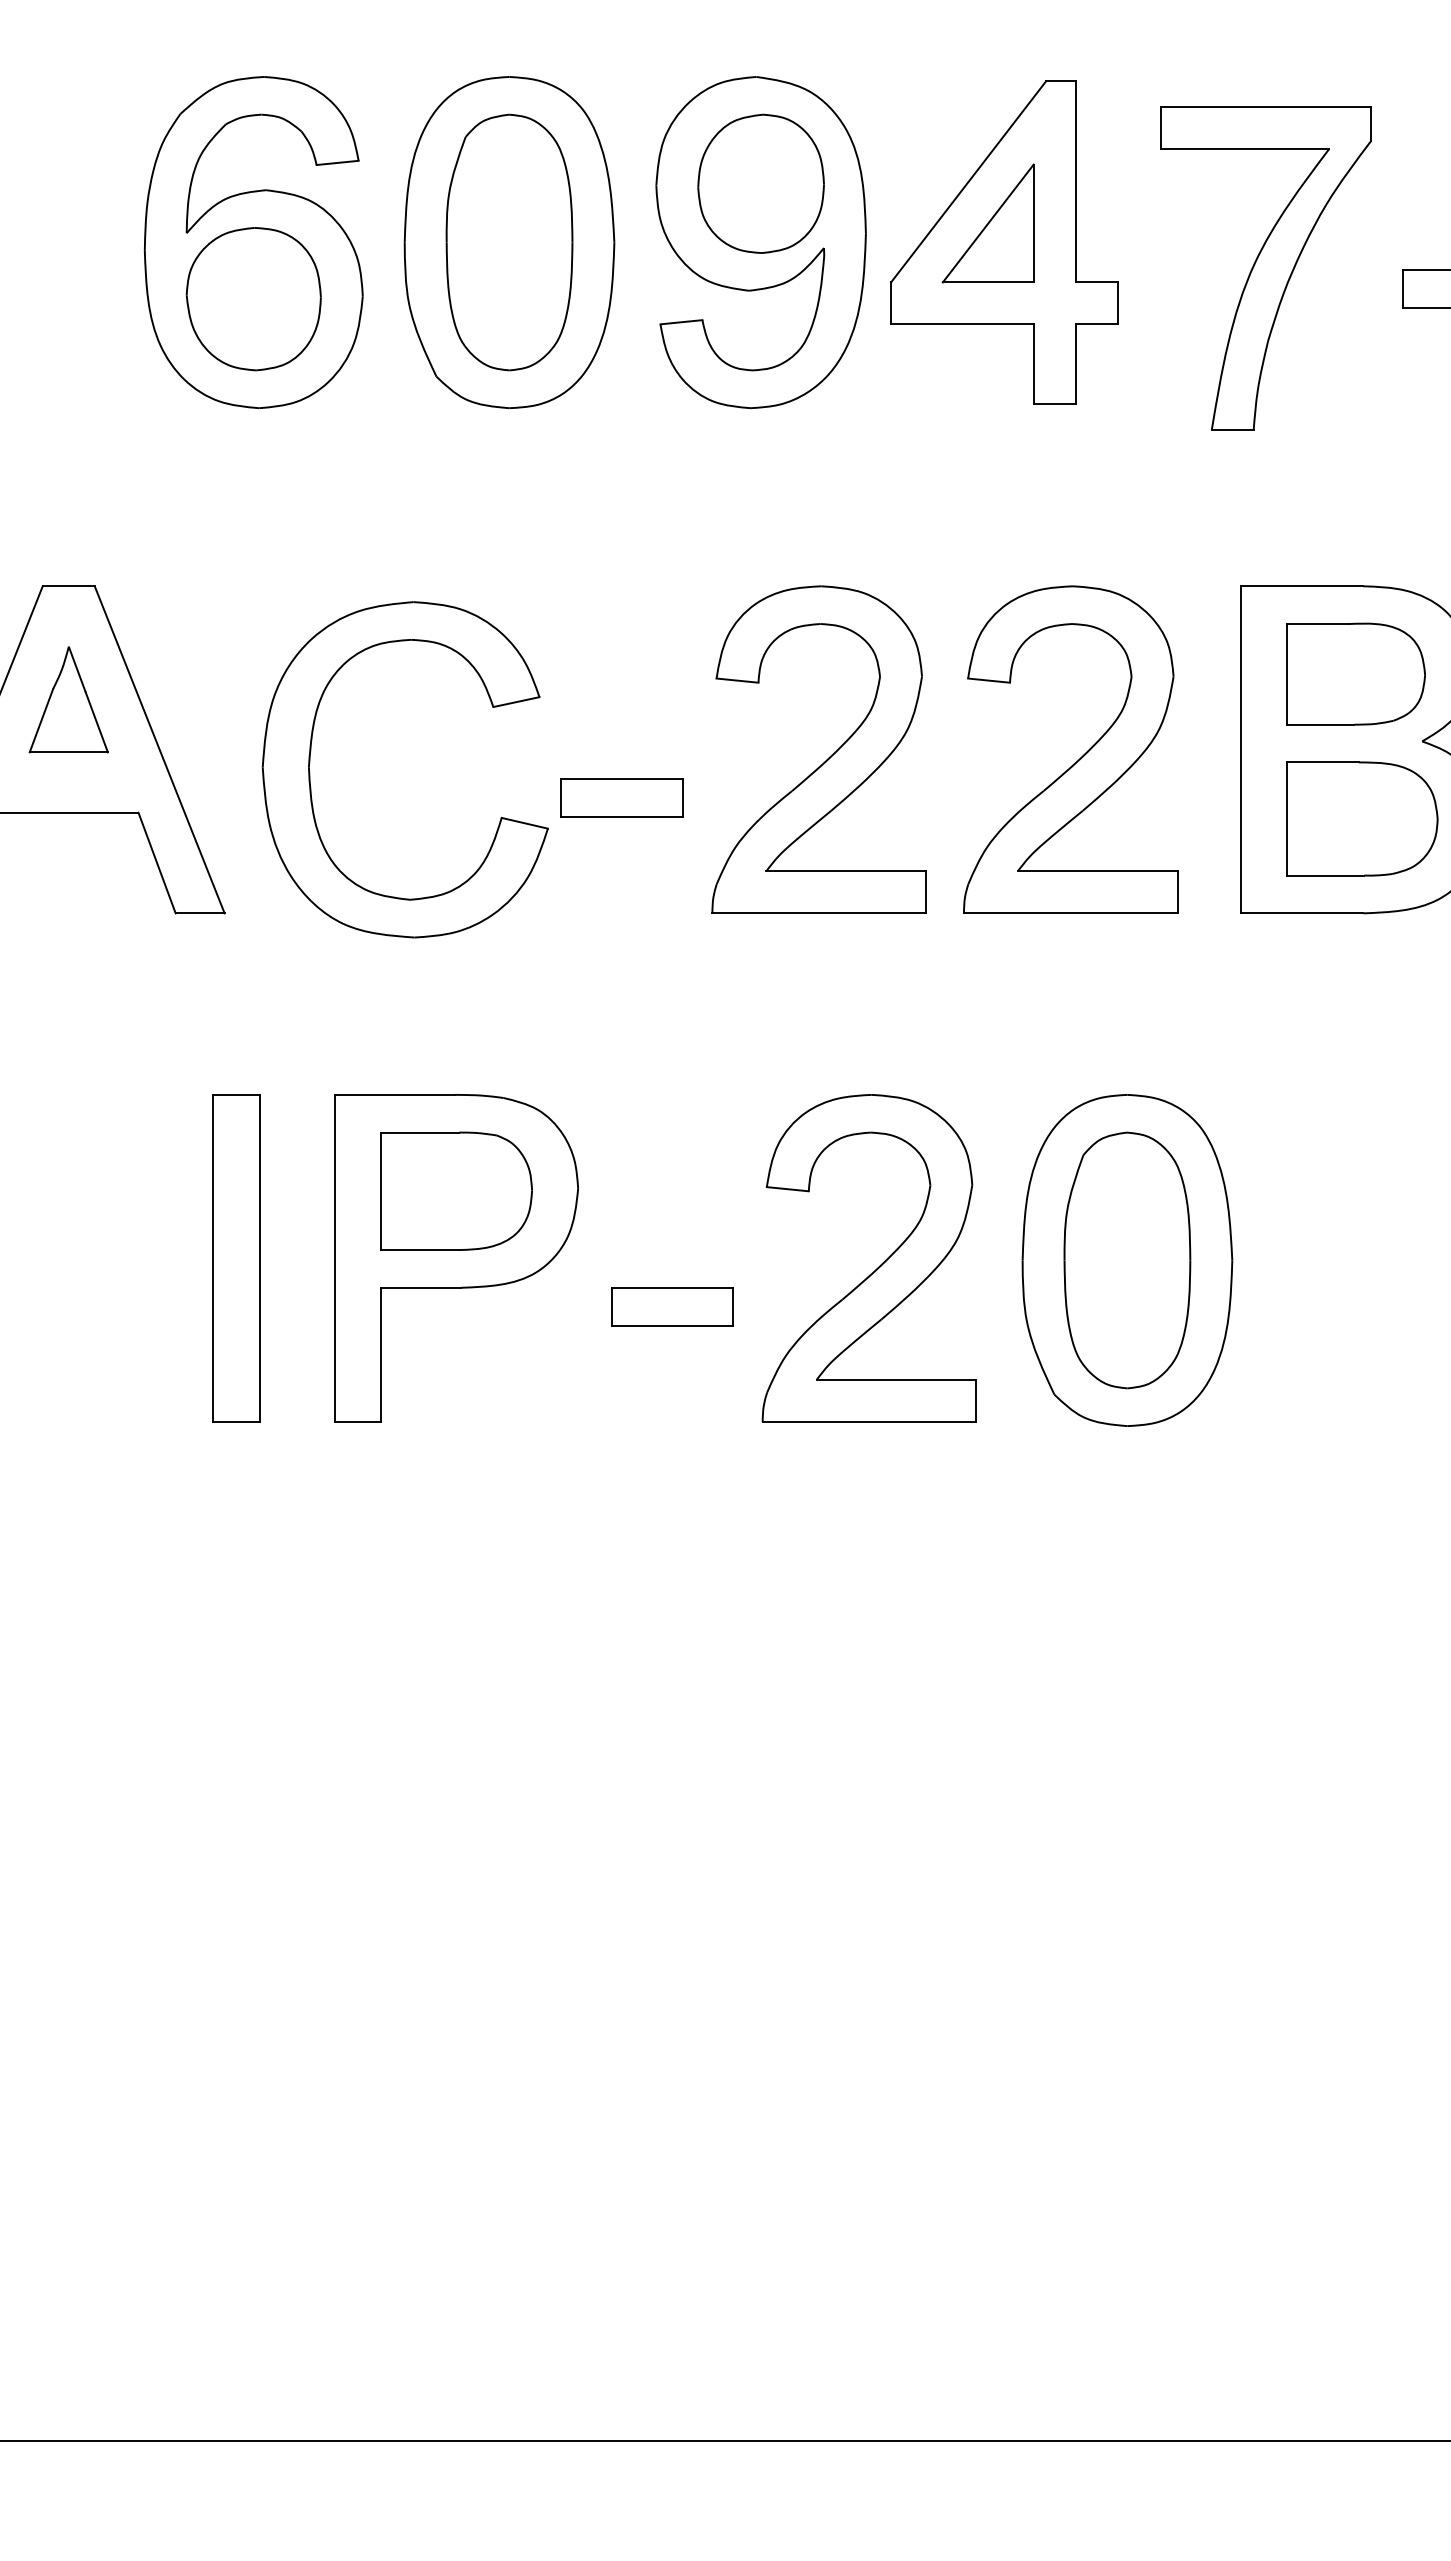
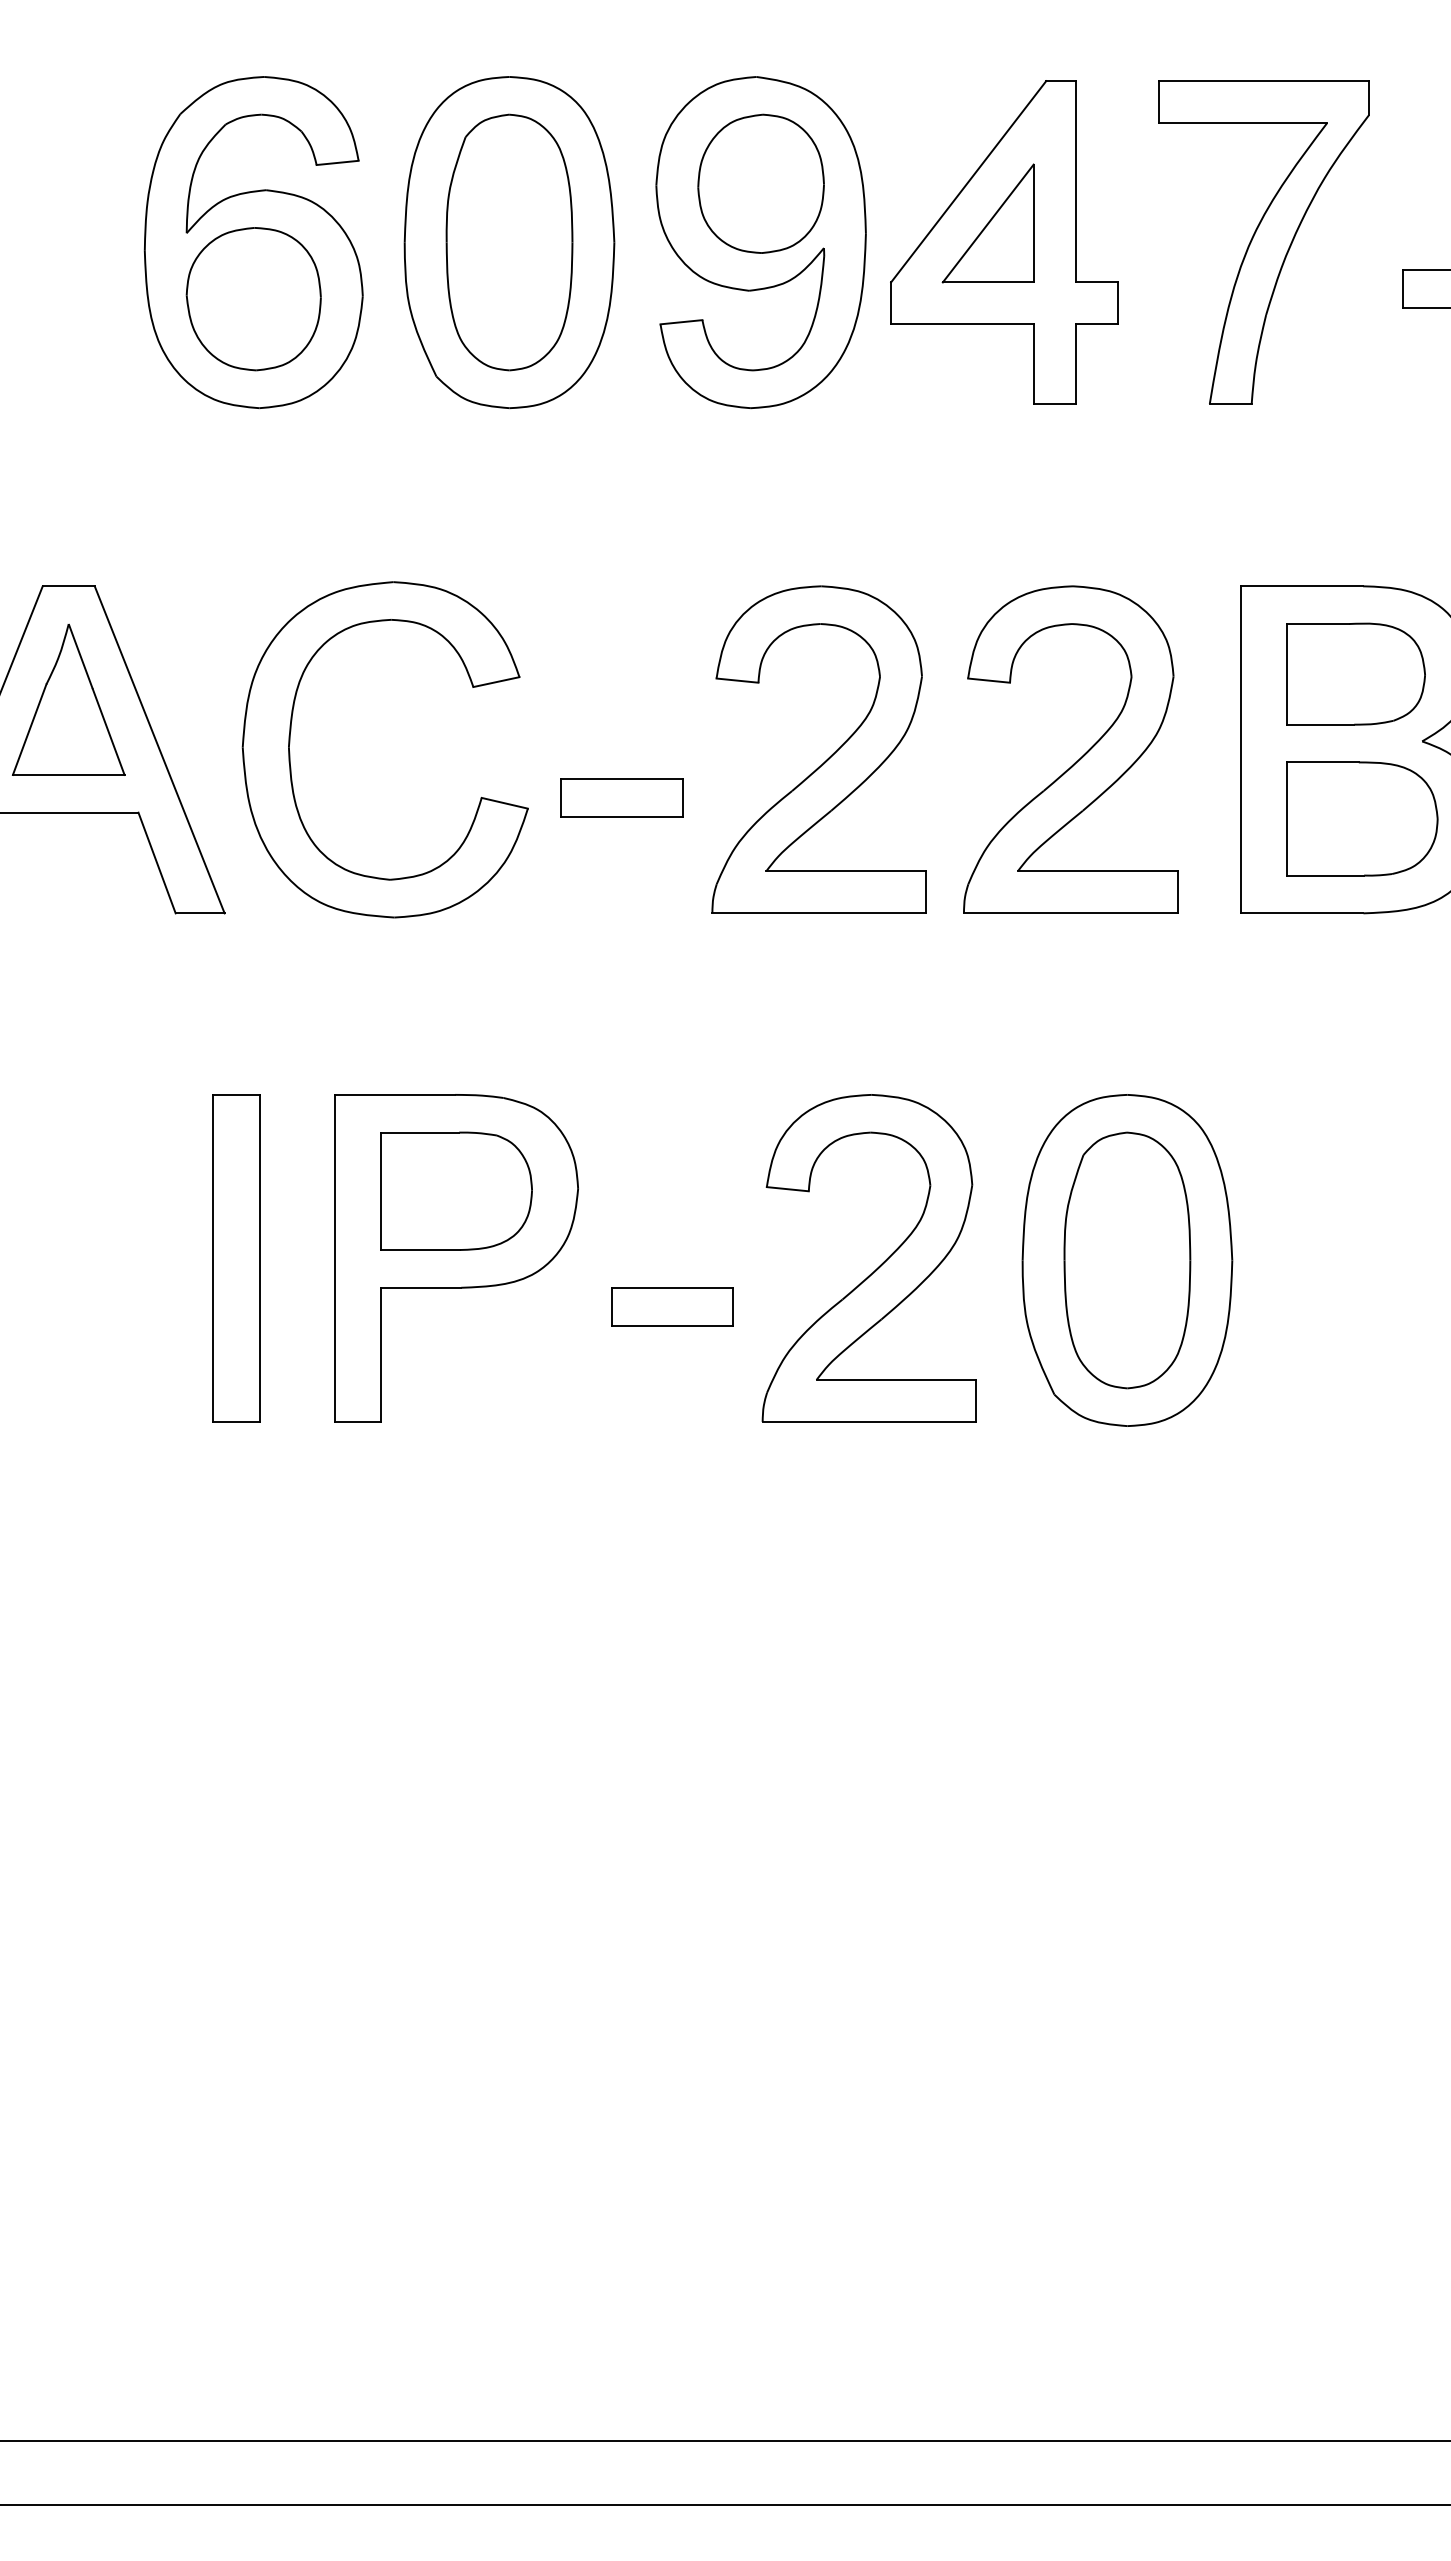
part position: (1265, 268) -> (1263, 242) (1263, 242)
part size: 81x108 px -> 114x153 px (68, 699)
part position: (310, 772) -> (290, 752) (290, 752)
line: none -> present (724, 2505)
